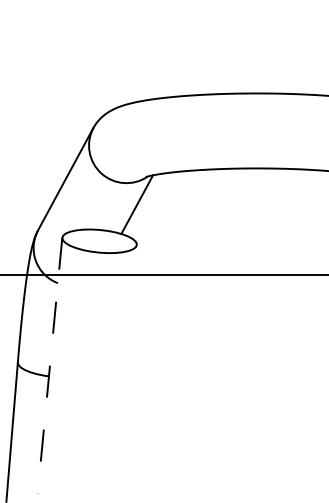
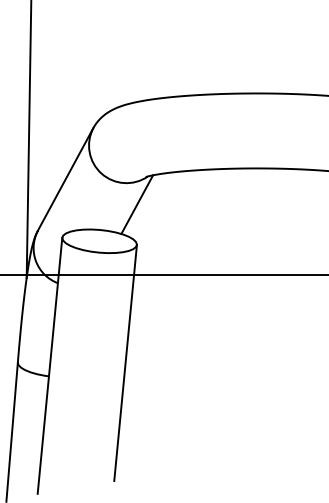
line: none -> present (28, 140)
line: none -> present (125, 362)
line: dashed -> solid (50, 365)
